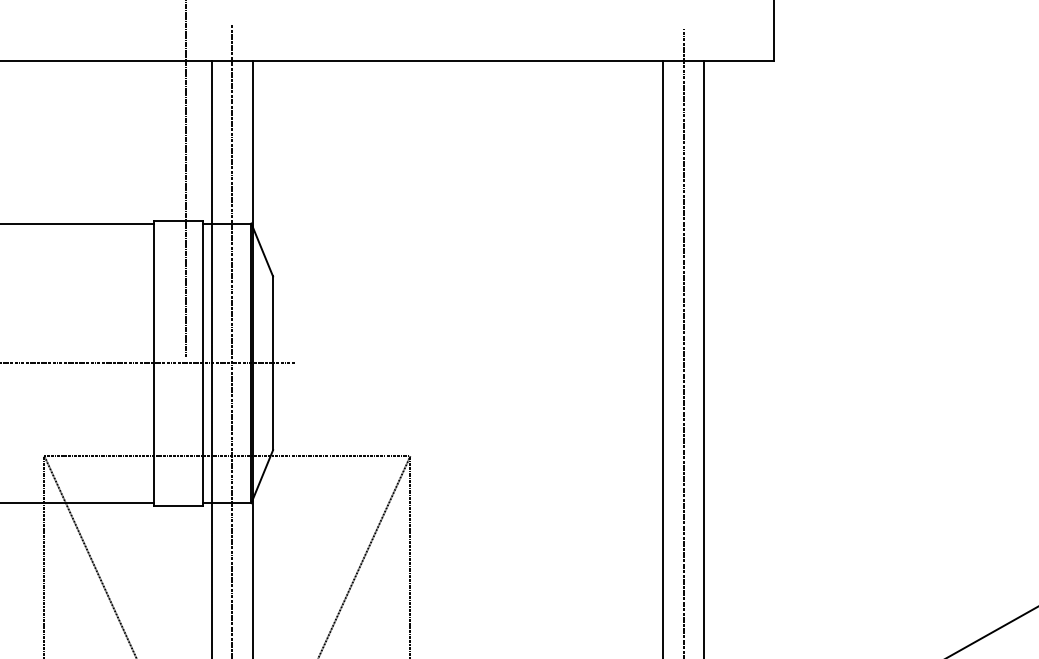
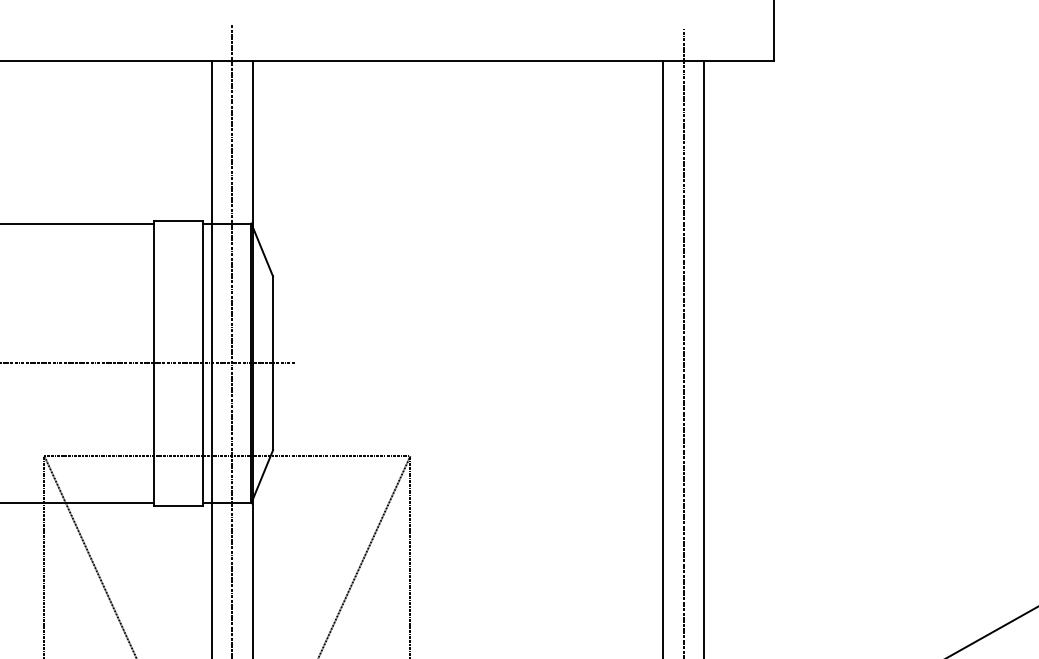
line: present -> none (186, 179)
